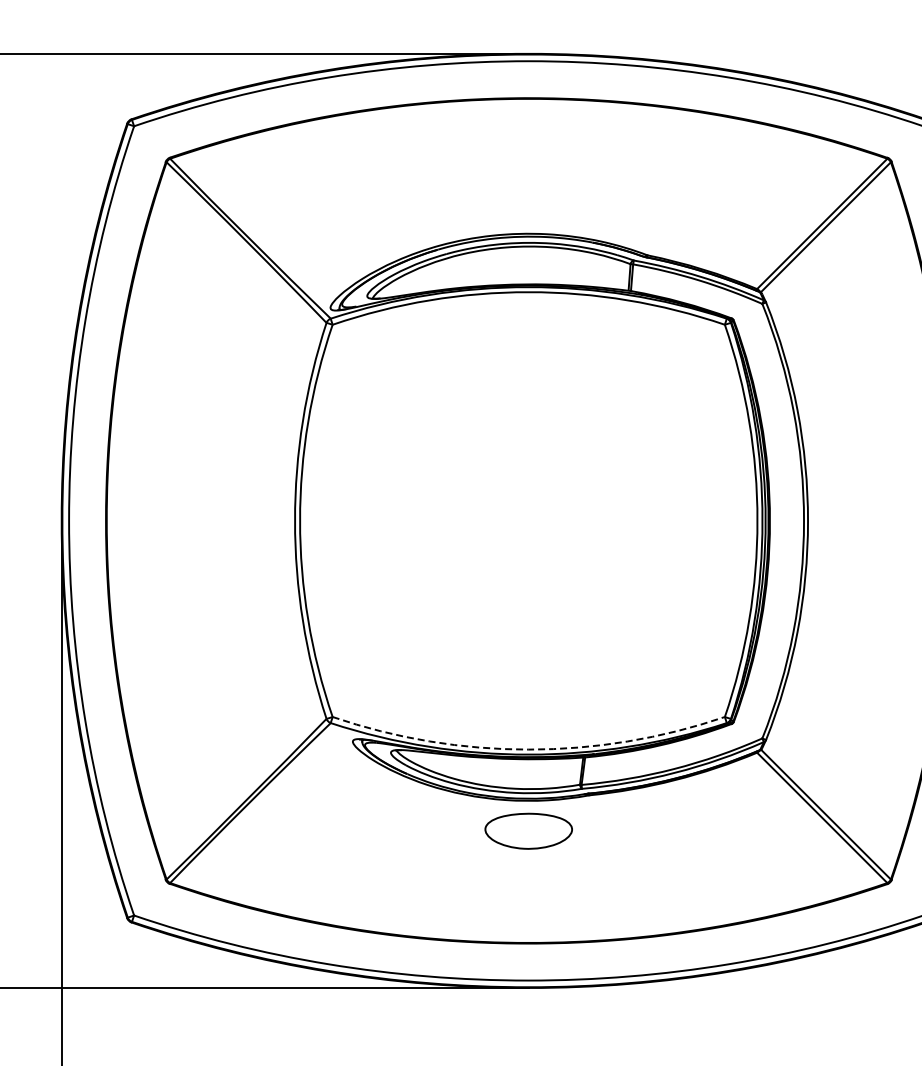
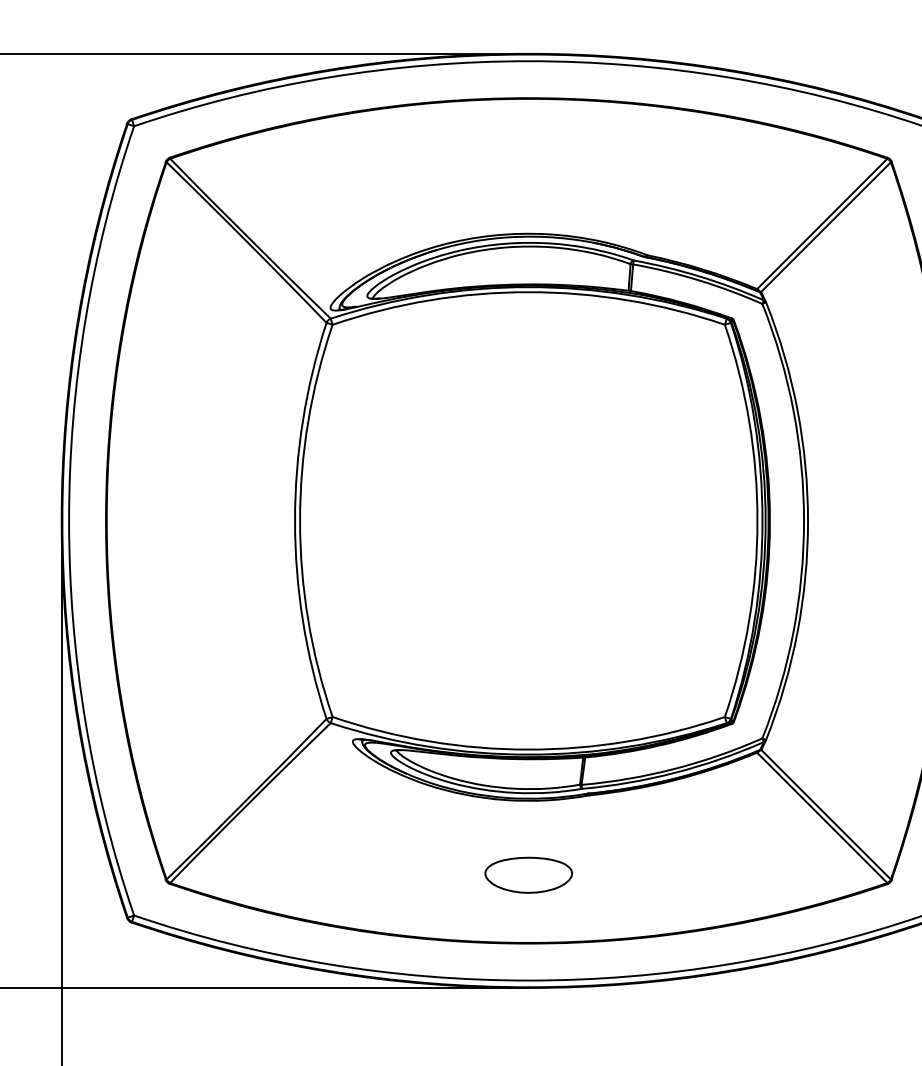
arc: dashed -> solid (528, 749)
part position: (528, 830) -> (528, 874) (528, 874)
